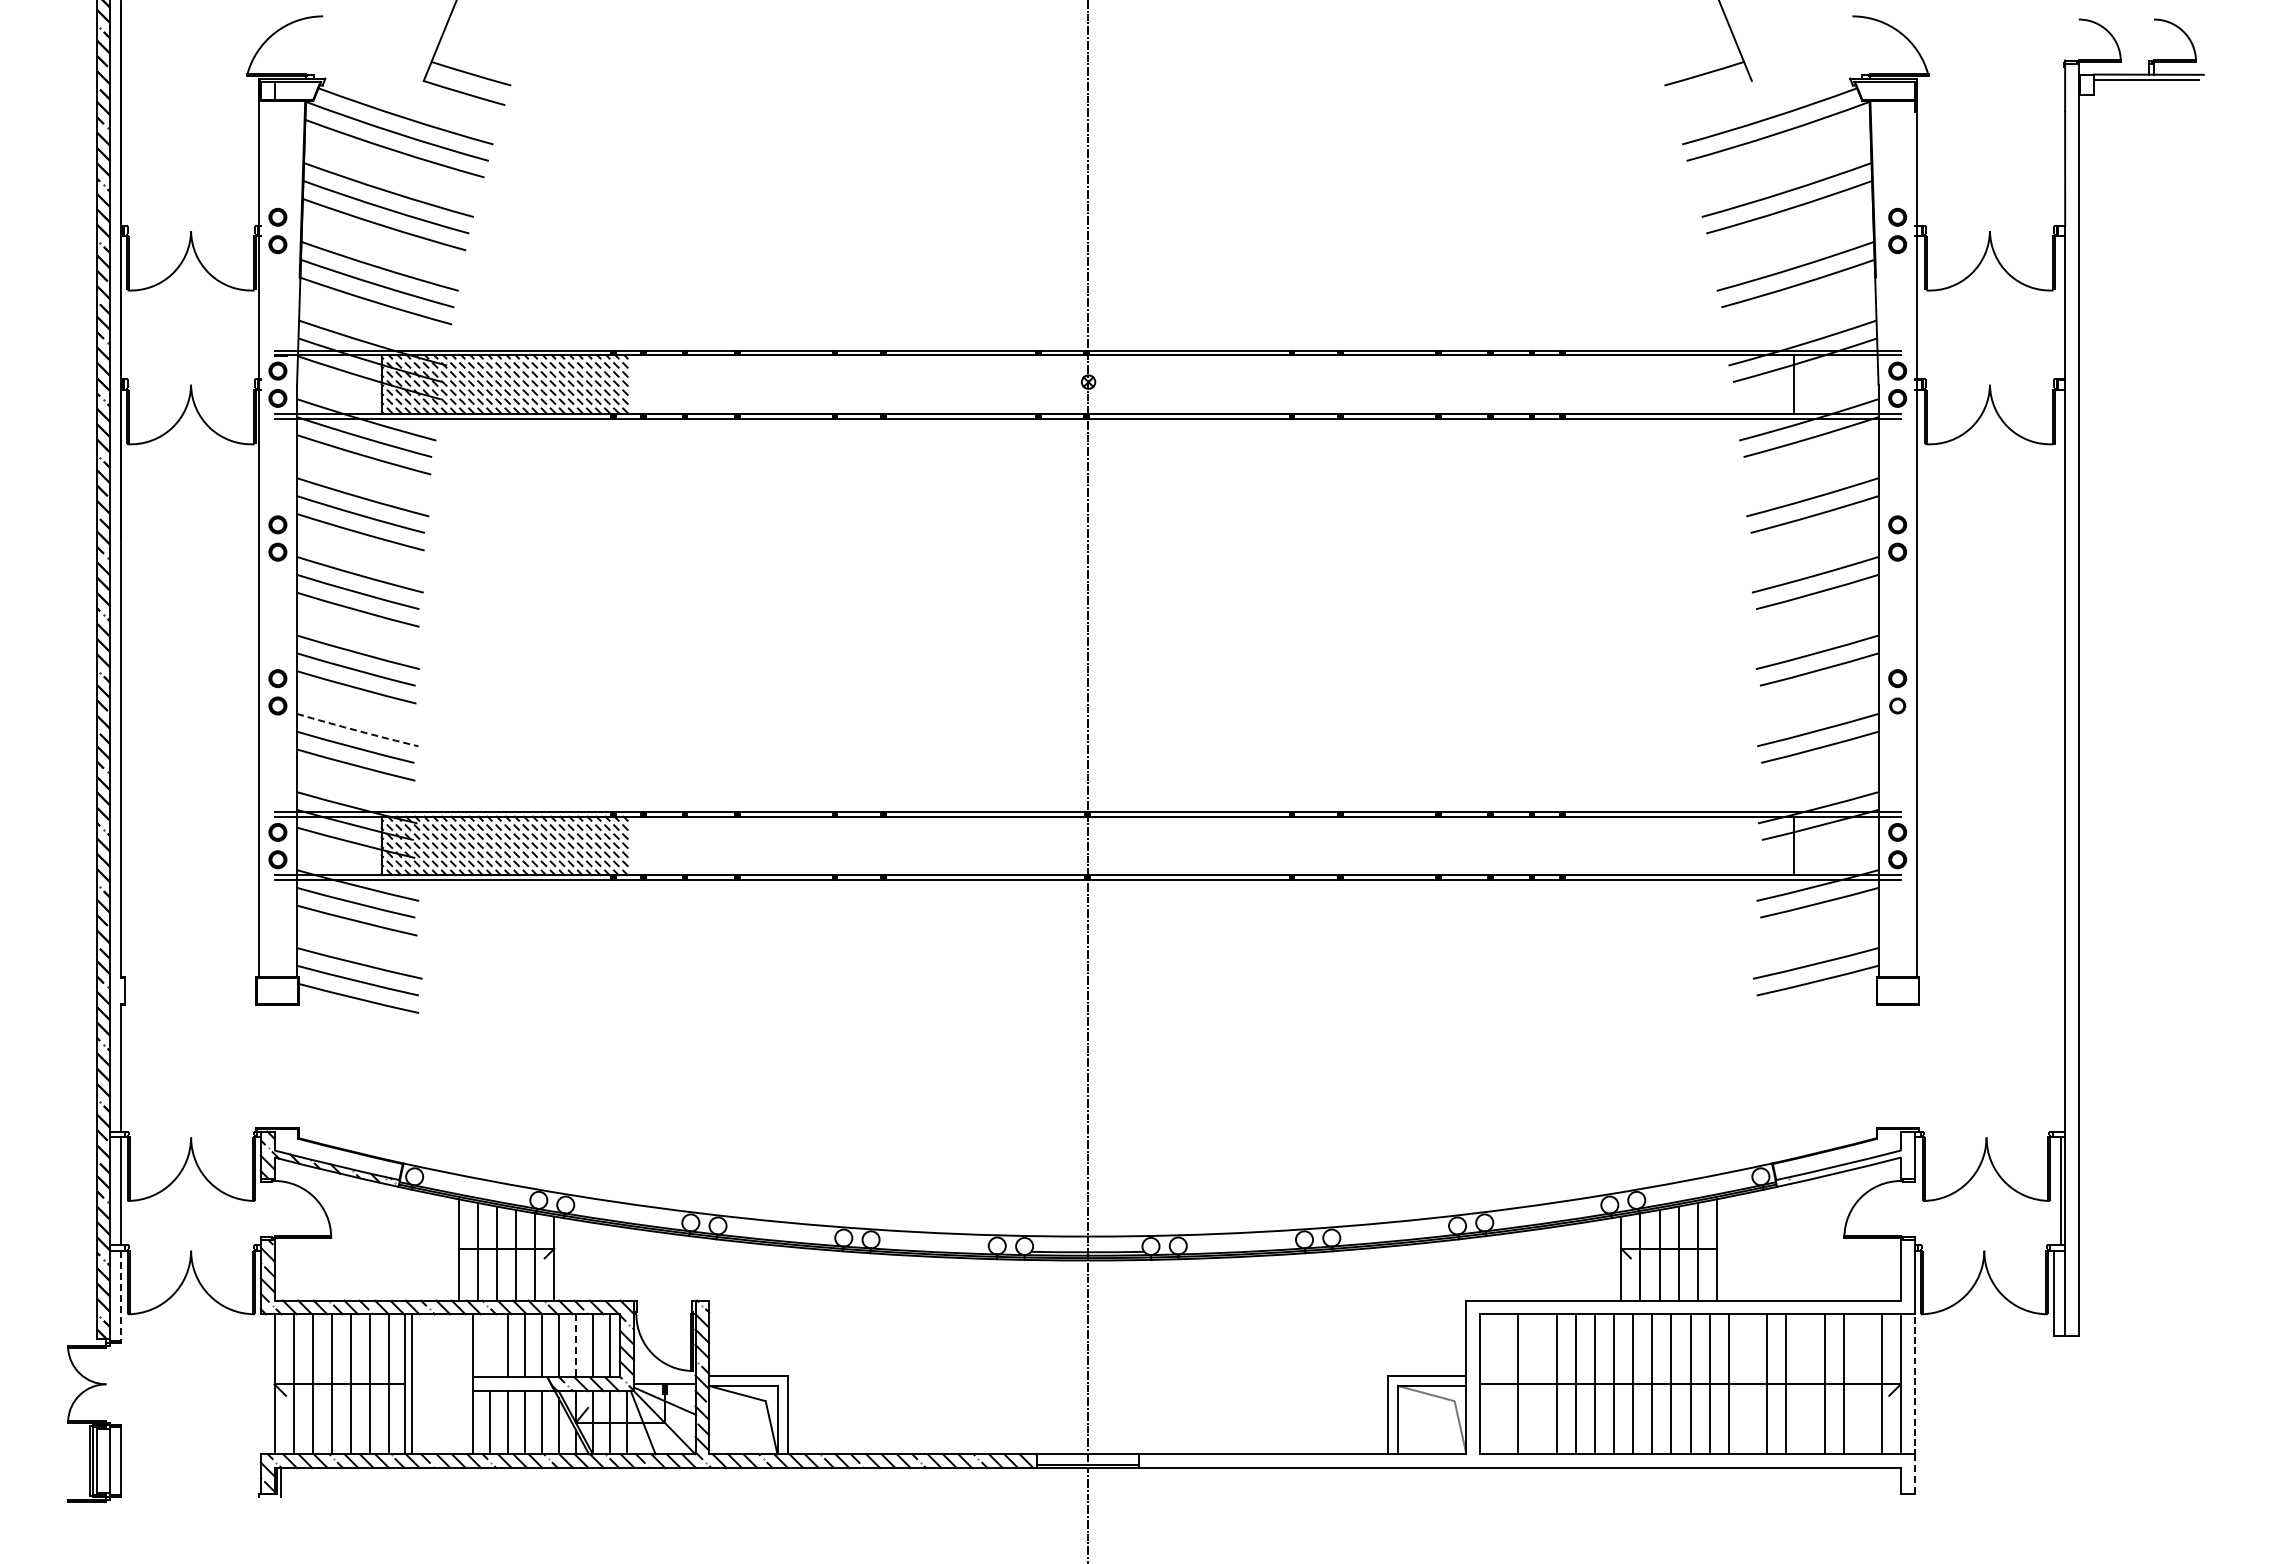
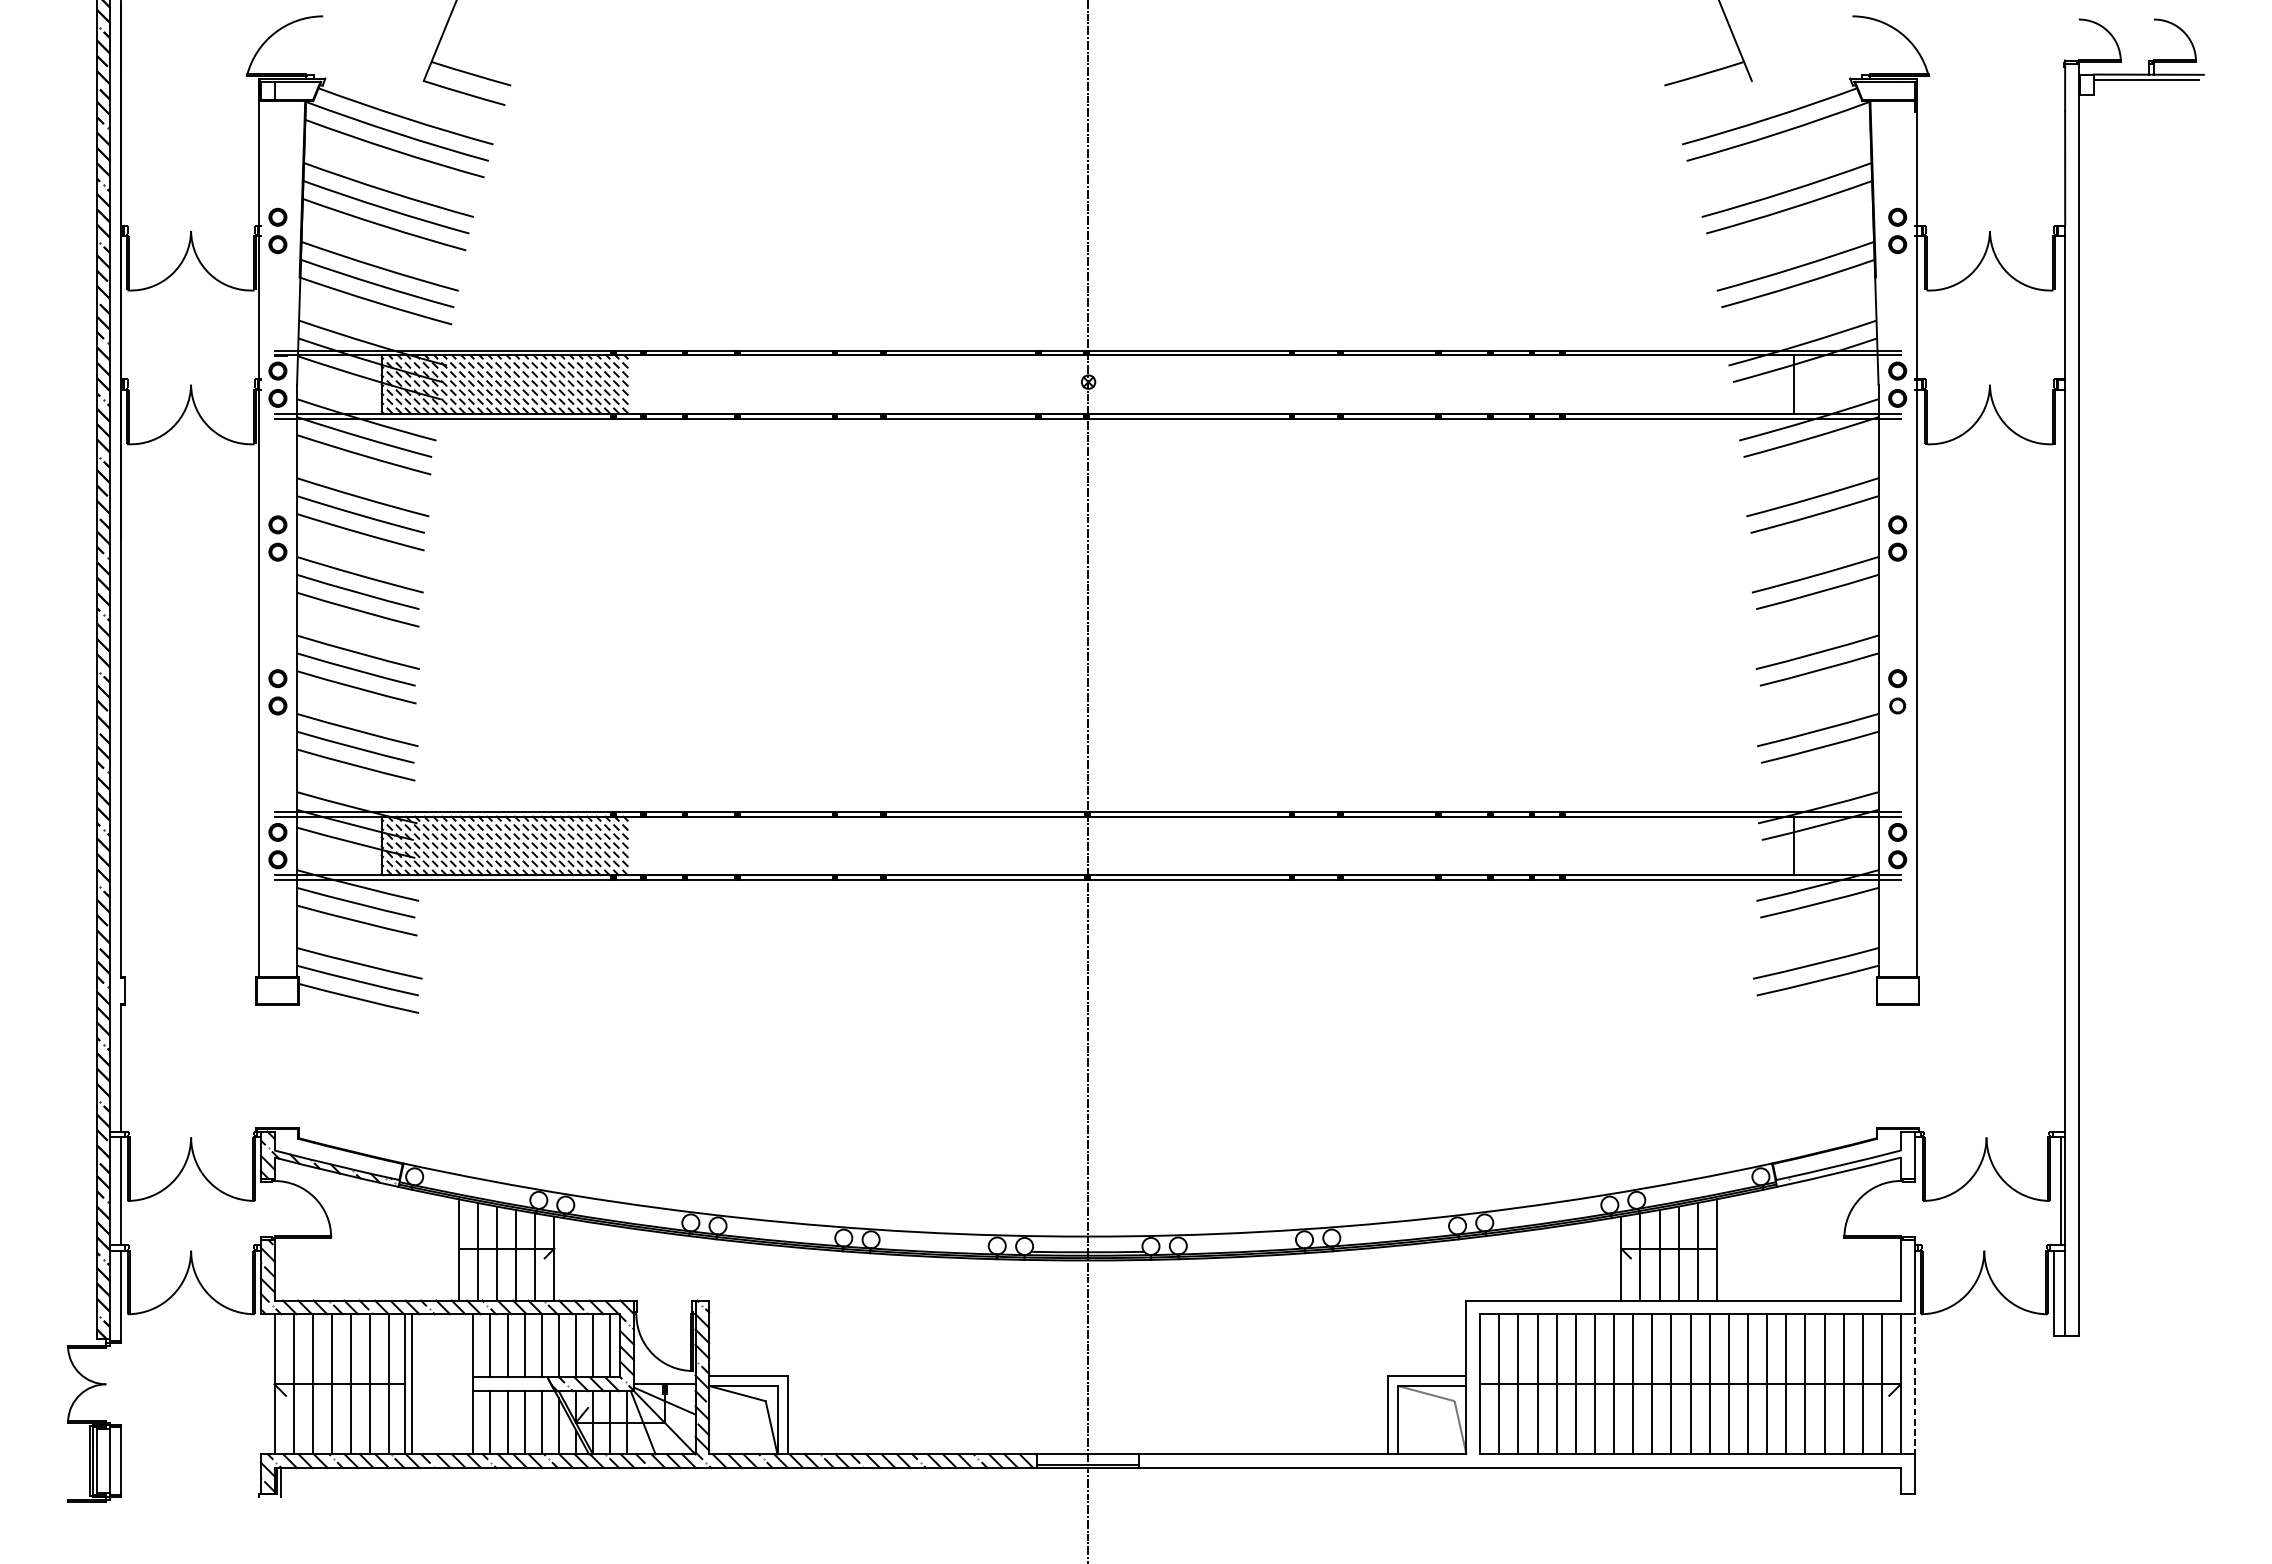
arc: dashed -> solid (357, 730)
line: dashed -> solid (121, 1296)
line: none -> present (490, 1345)
line: dashed -> solid (575, 1345)
line: none -> present (1499, 1384)
line: none -> present (1537, 1384)
line: none -> present (1748, 1384)
line: none -> present (1805, 1384)
line: none -> present (1862, 1384)
line: dashed -> solid (1914, 1474)
